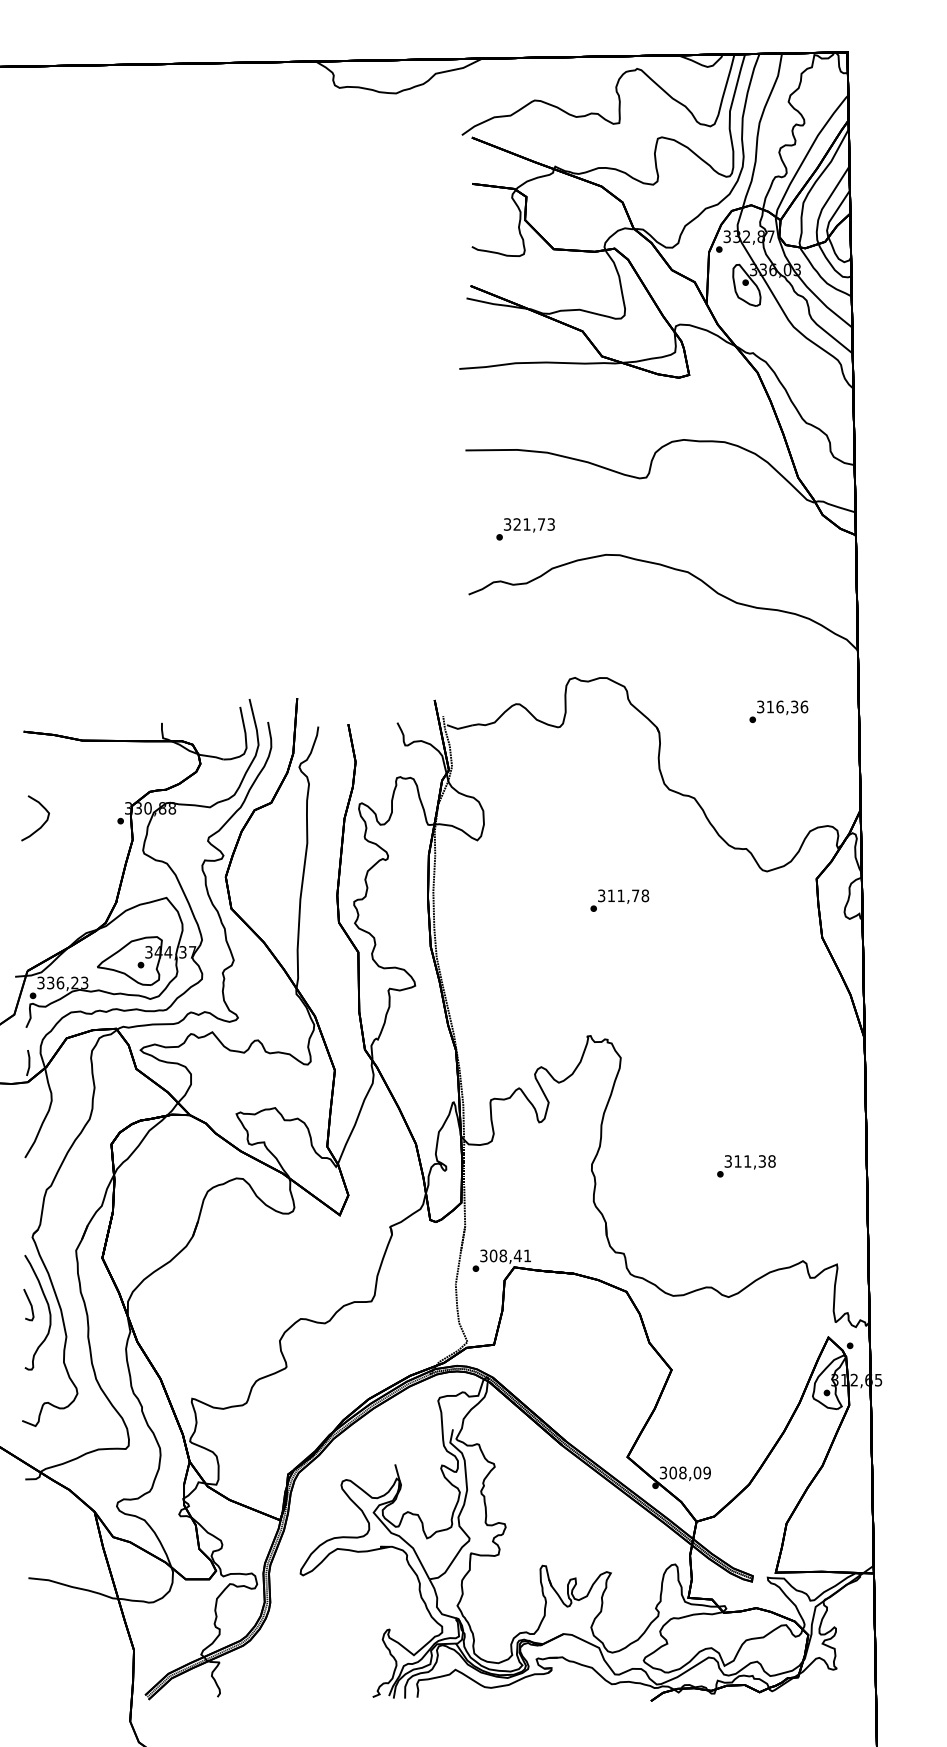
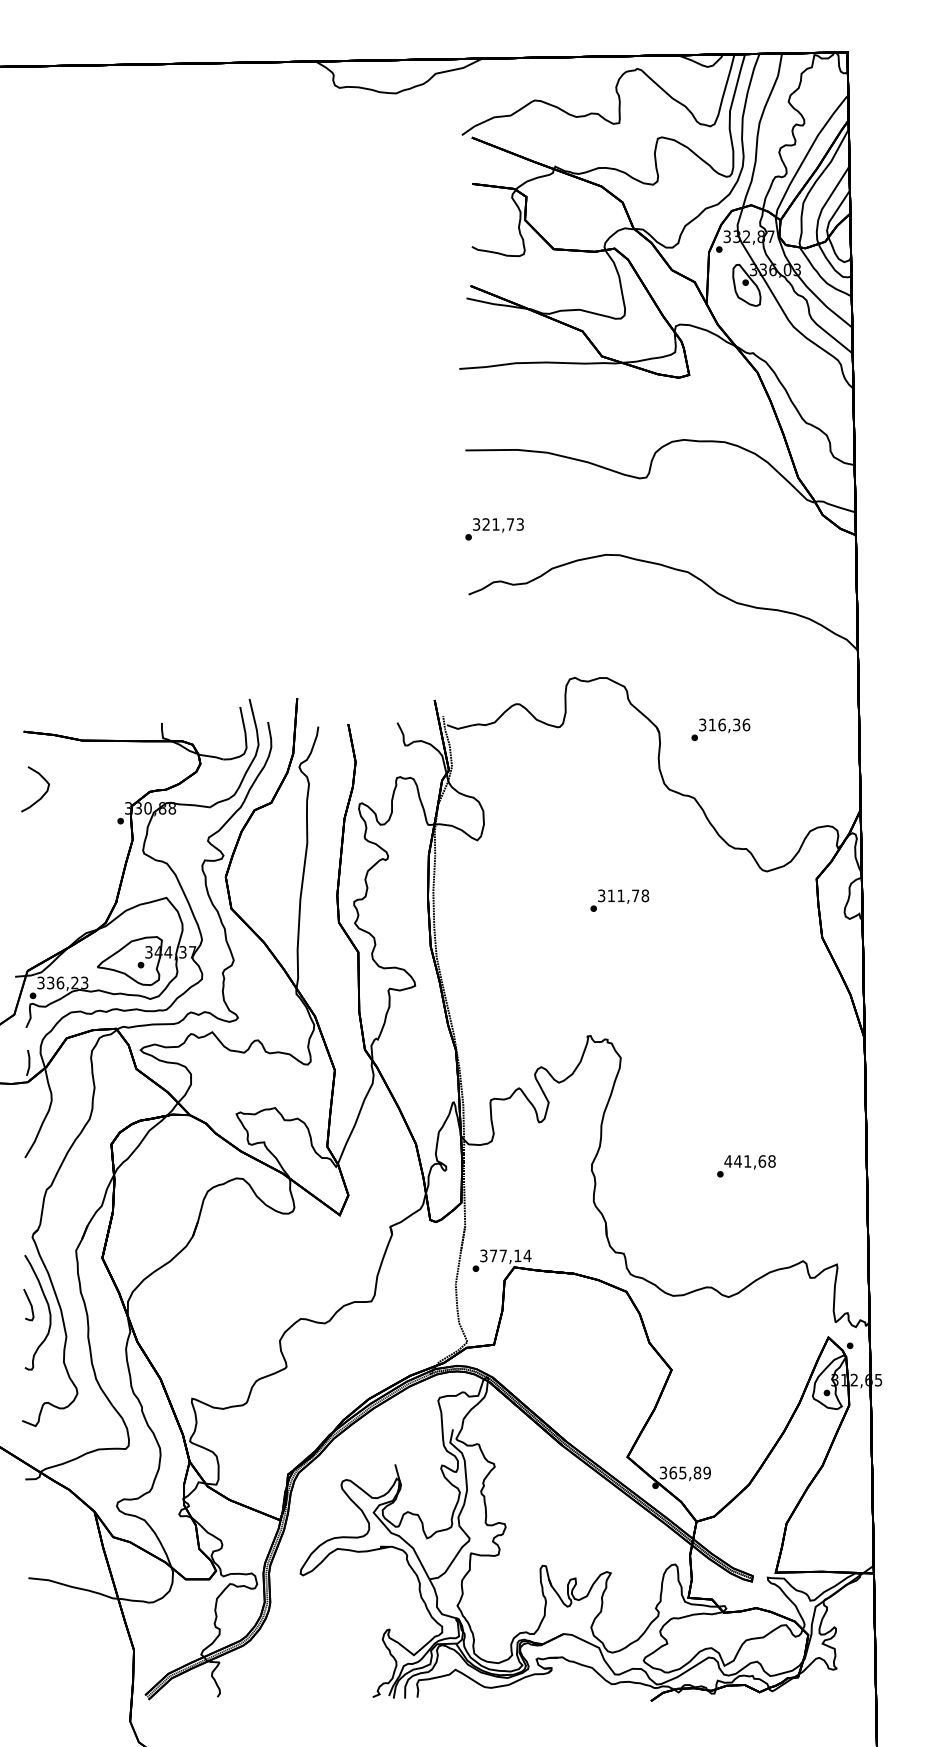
text position: (525, 529) -> (494, 529) (494, 529)
text position: (778, 711) -> (720, 729) (720, 729)
curve position: (42, 824) -> (42, 795) (42, 795)
text: 311,38 -> 441,68 (745, 1161)
text: 308,41 -> 377,14 (510, 1255)
text: 308,09 -> 365,89 (685, 1472)
